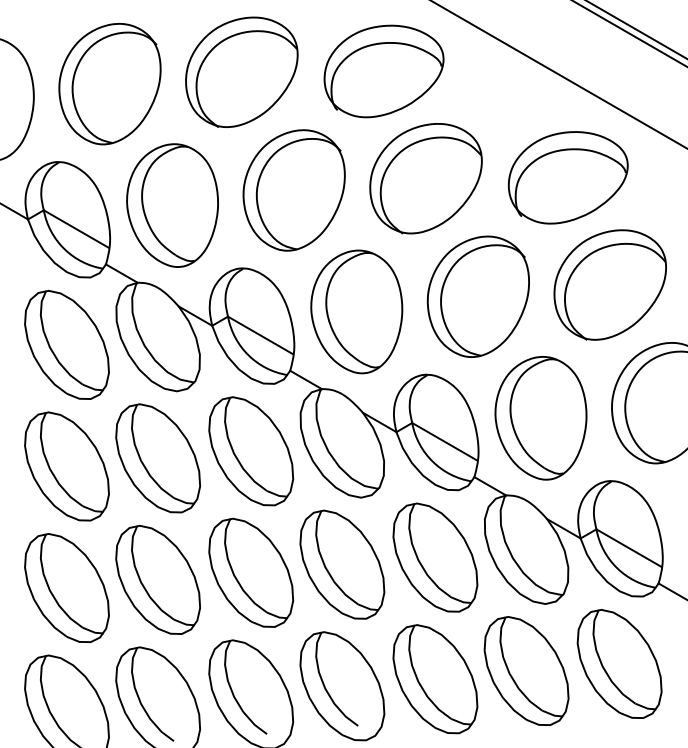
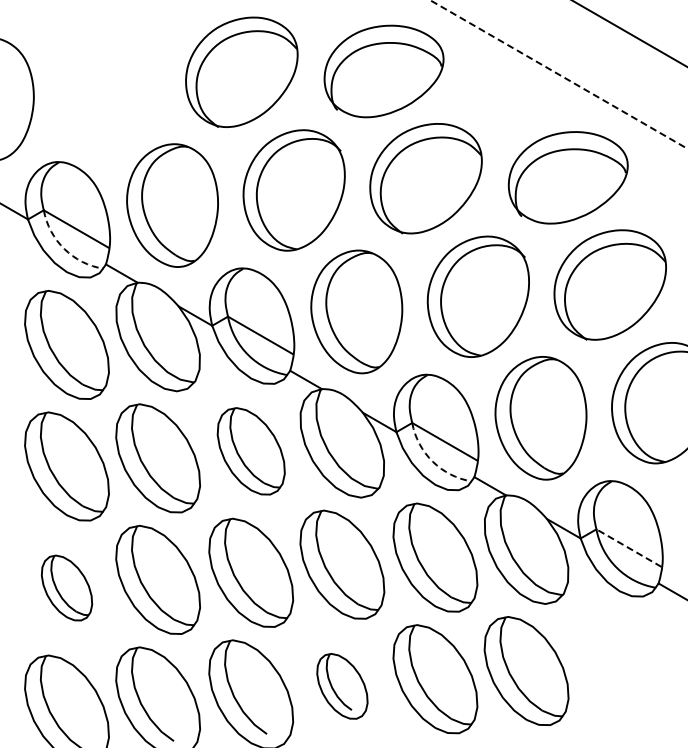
line: present -> none (636, 29)
line: solid -> dashed (558, 74)
part: present -> none (109, 84)
arc: solid -> dashed (64, 249)
part size: 87x111 px -> 70x89 px (250, 451)
arc: solid -> dashed (432, 461)
line: solid -> dashed (628, 548)
part size: 86x110 px -> 54x68 px (66, 587)
part: present -> none (619, 663)
part size: 87x111 px -> 53x67 px (342, 686)
